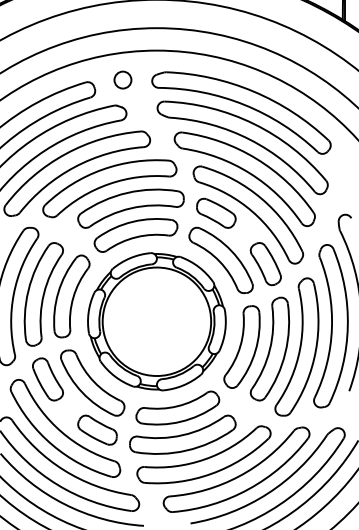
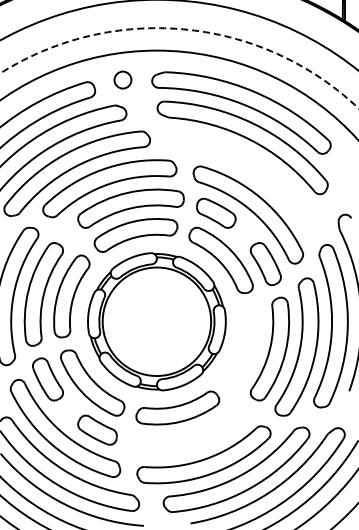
circle: solid -> dashed (179, 68)
part: present -> none (246, 172)
part: present -> none (241, 346)
part: present -> none (182, 434)
